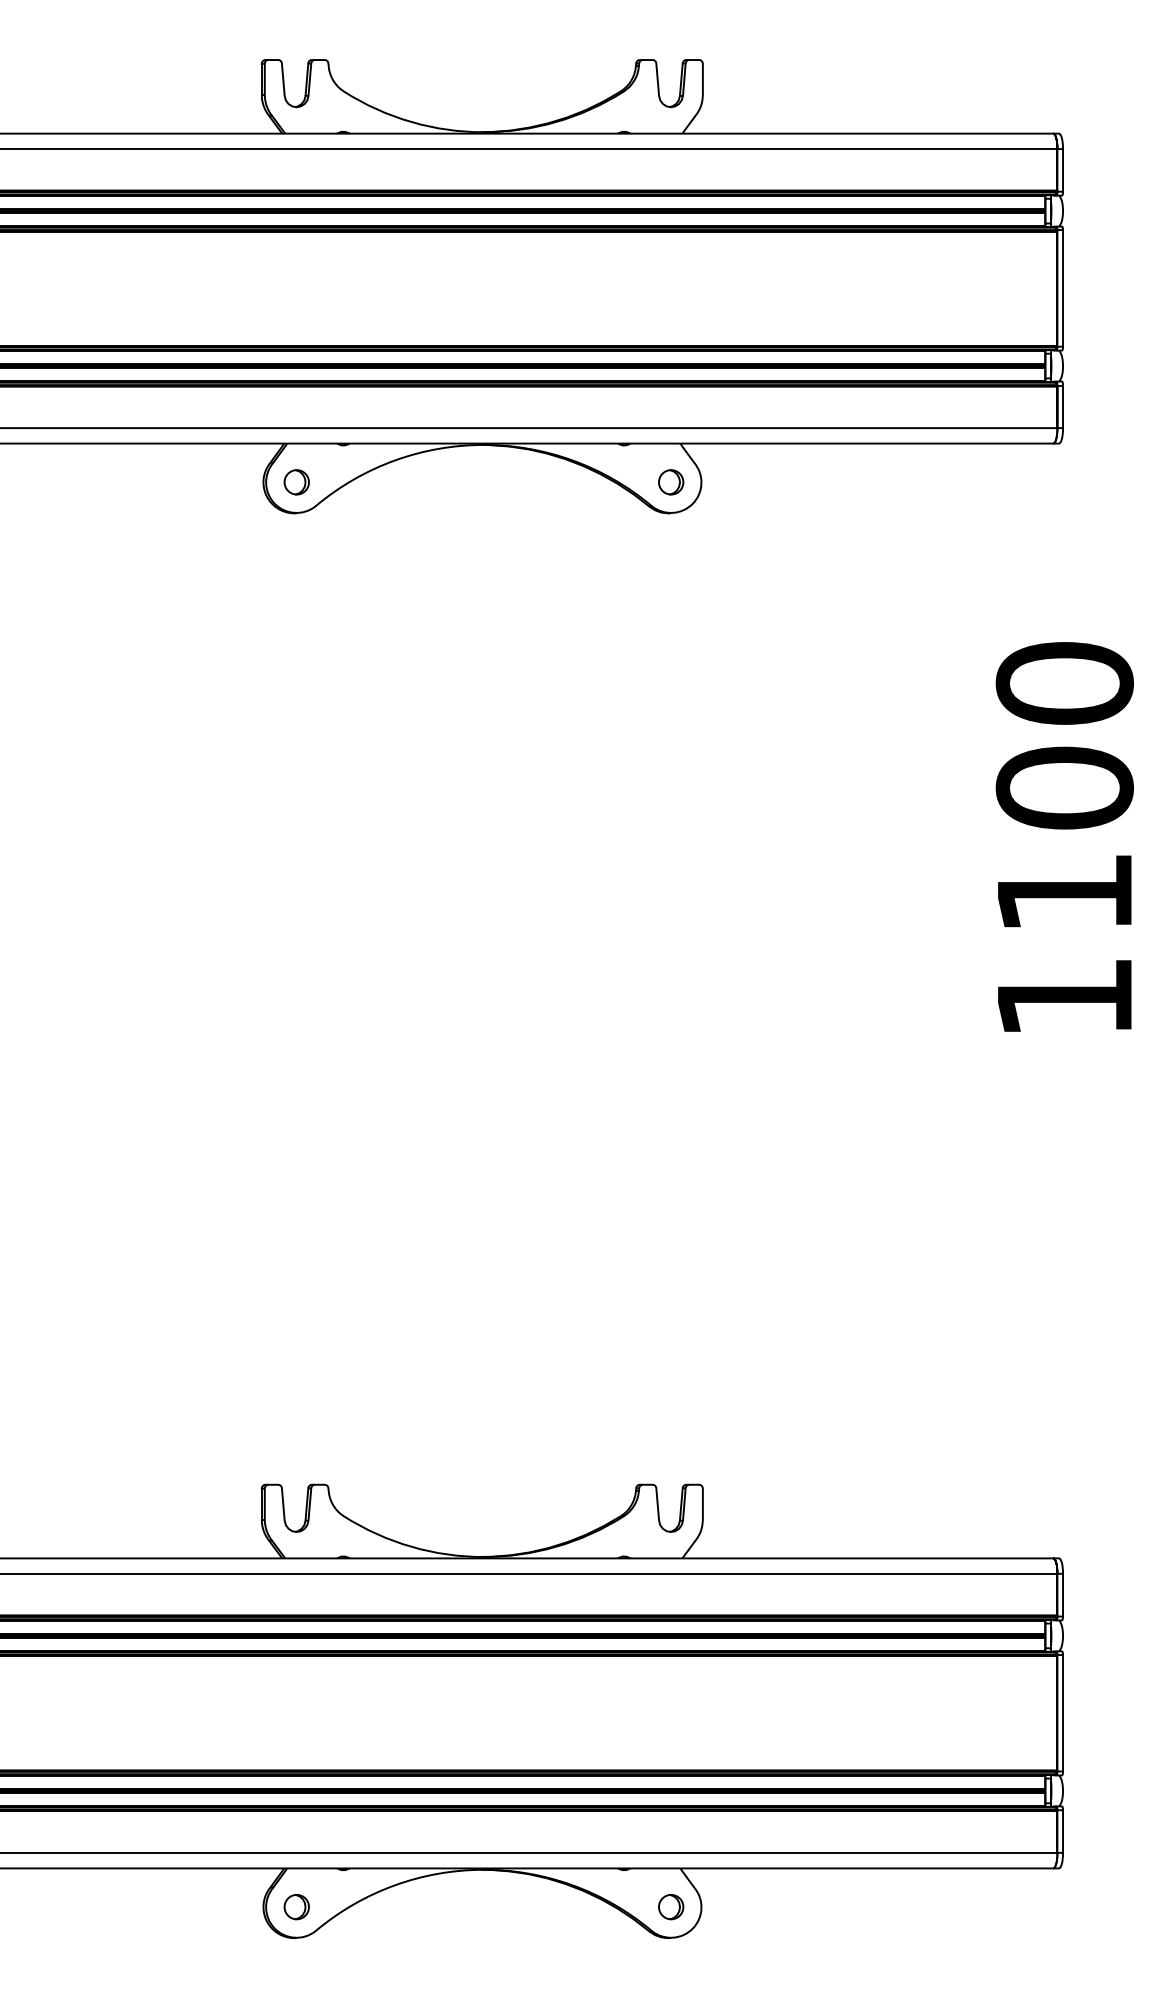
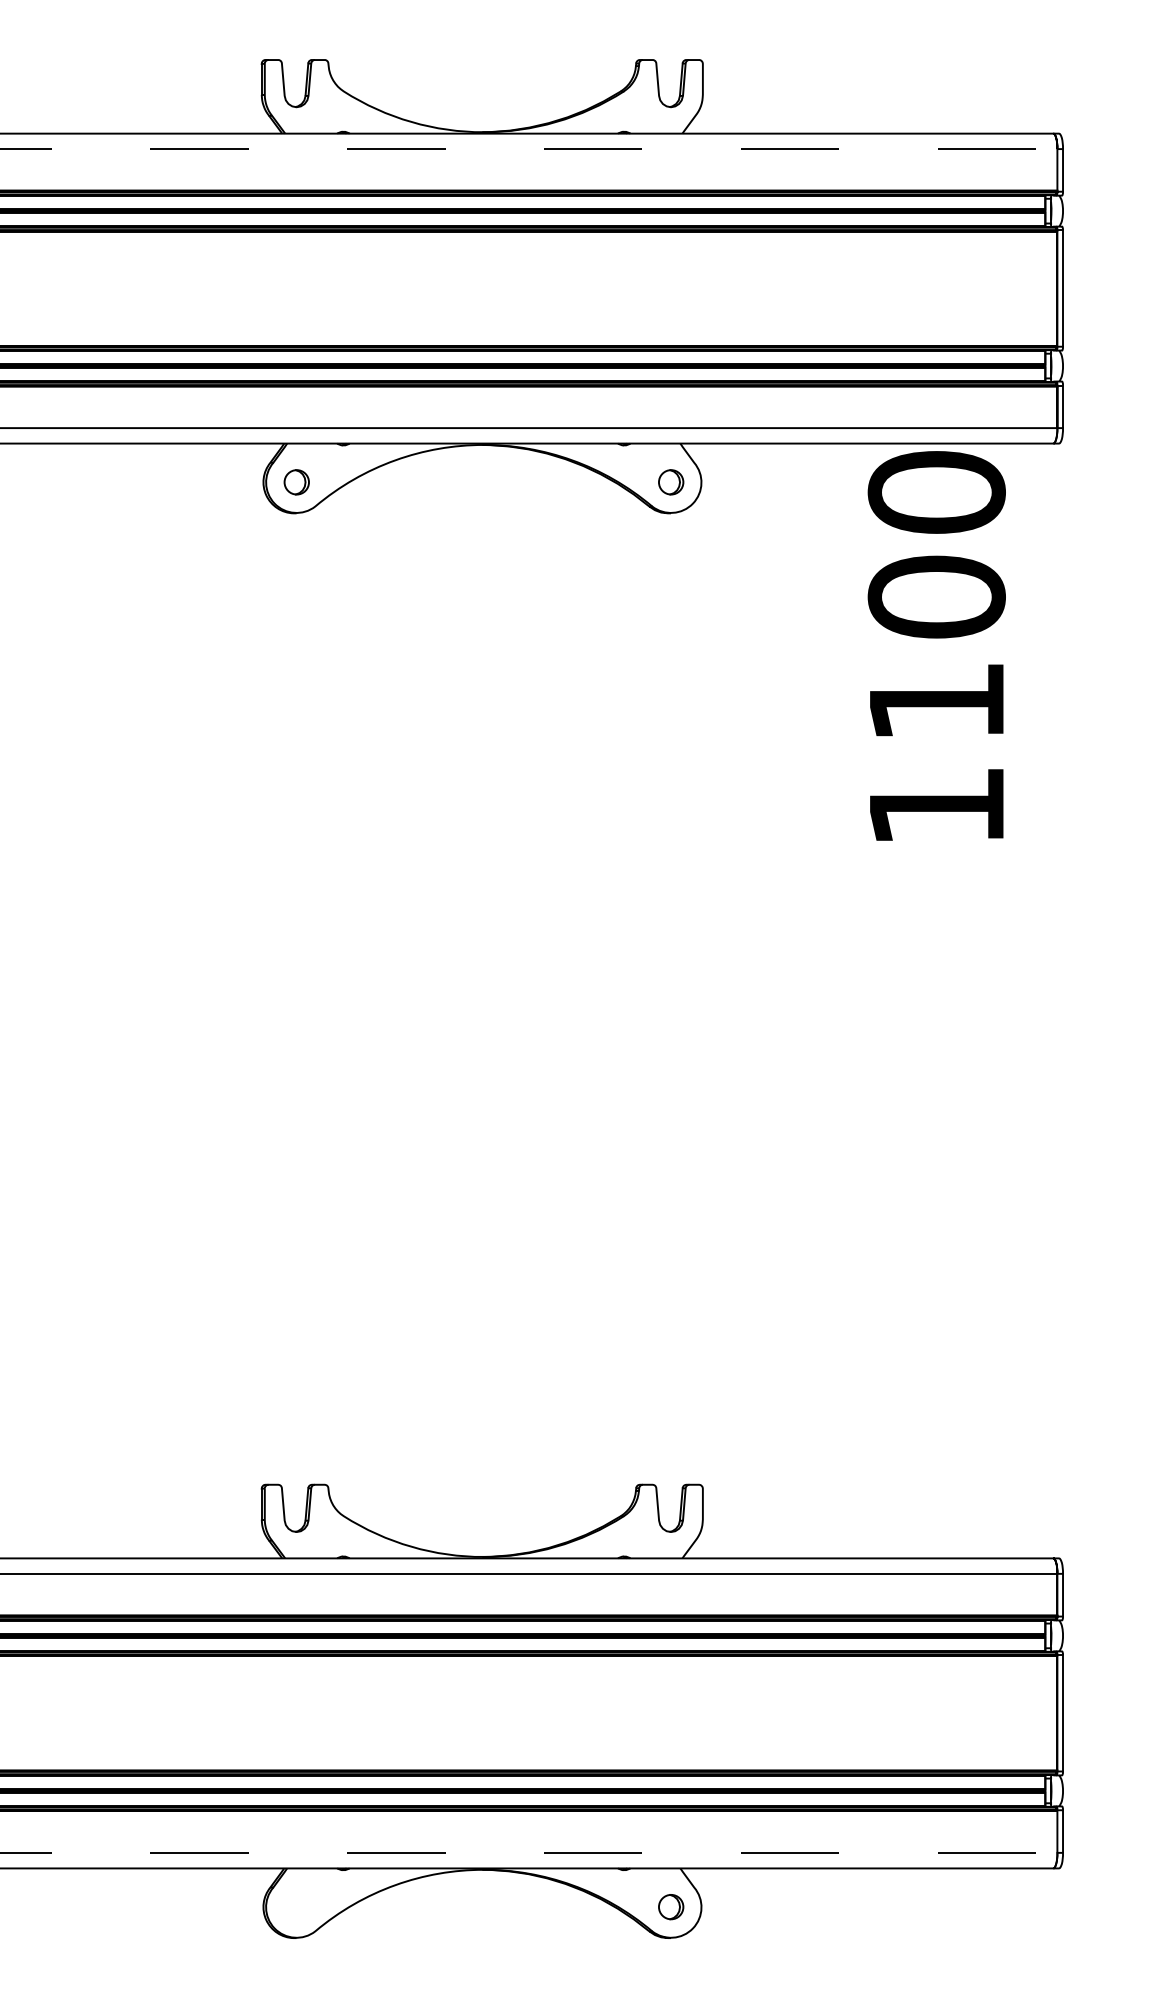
line: solid -> dashed (550, 149)
text position: (1064, 836) -> (936, 645) (936, 645)
line: solid -> dashed (550, 1852)
part: present -> none (296, 1907)
